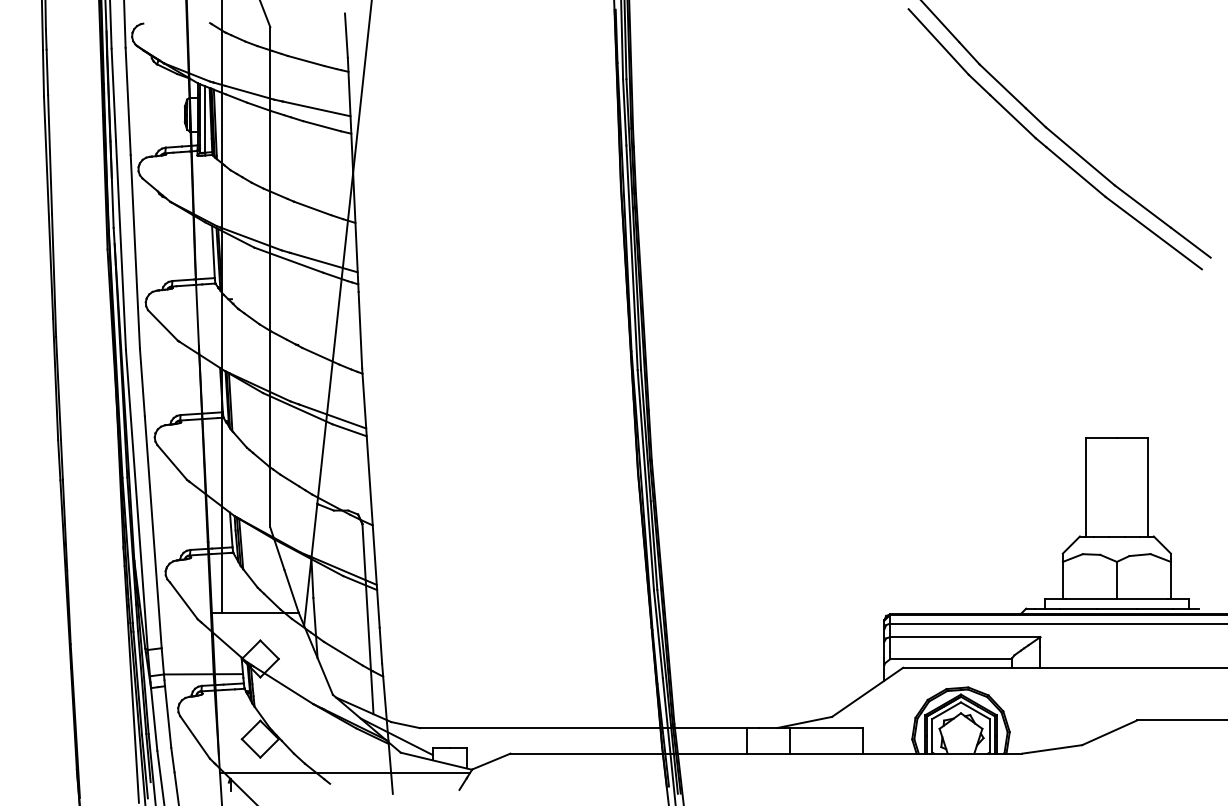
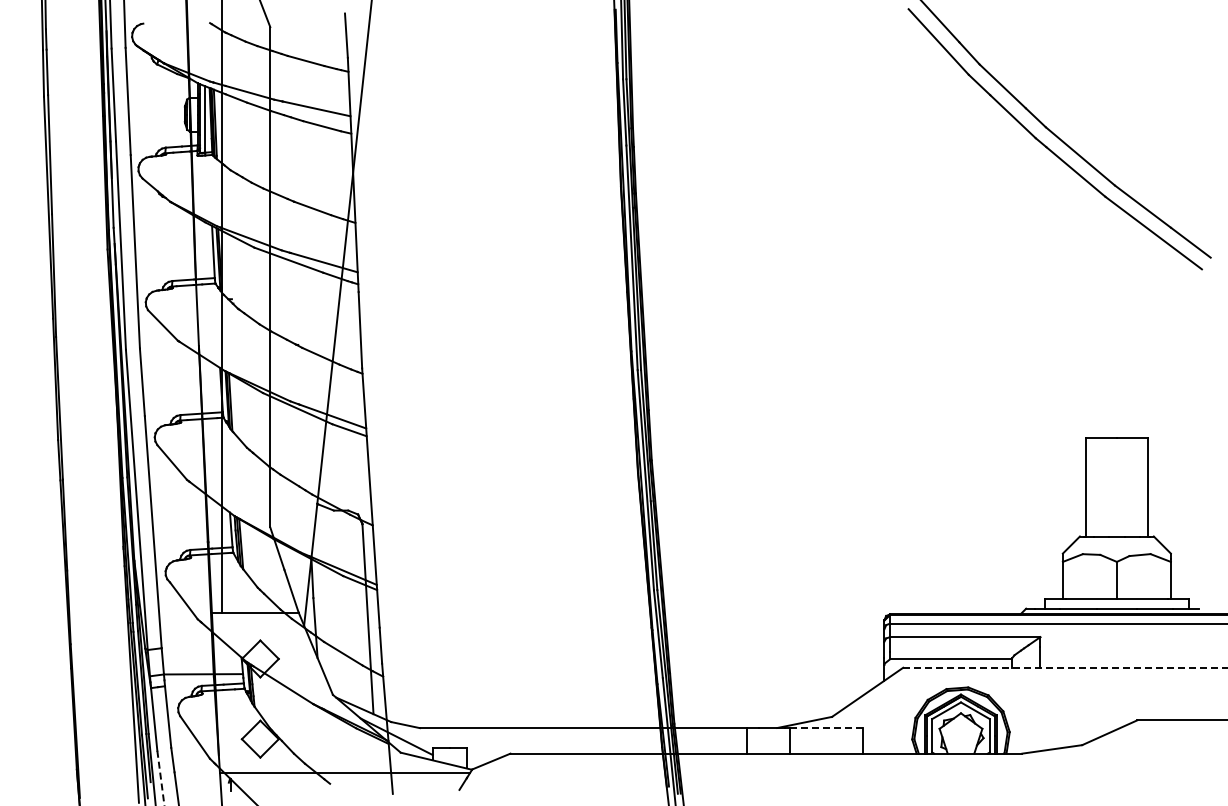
line: solid -> dashed (1065, 667)
line: solid -> dashed (826, 728)
line: solid -> dashed (160, 778)
